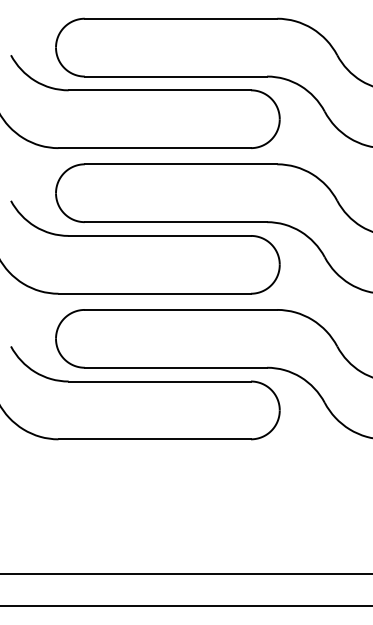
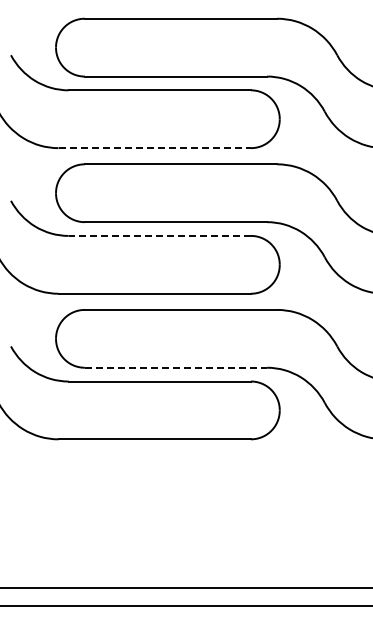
line: solid -> dashed (155, 148)
line: solid -> dashed (159, 235)
line: solid -> dashed (176, 367)
line position: (185, 573) -> (185, 587) (185, 587)
